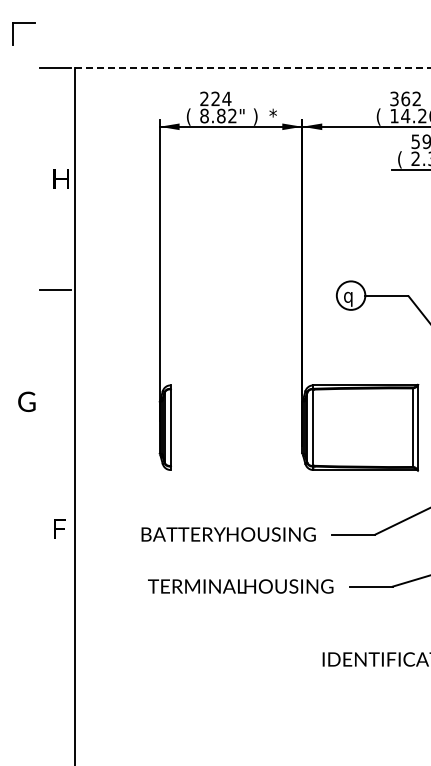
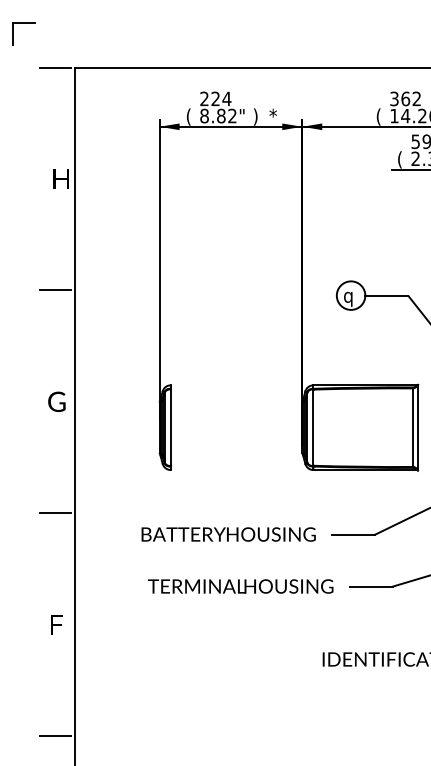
line: dashed -> solid (253, 67)
text position: (26, 401) -> (56, 401) (56, 401)
line: none -> present (54, 513)
text position: (59, 528) -> (56, 624) (56, 624)
line: none -> present (54, 736)
